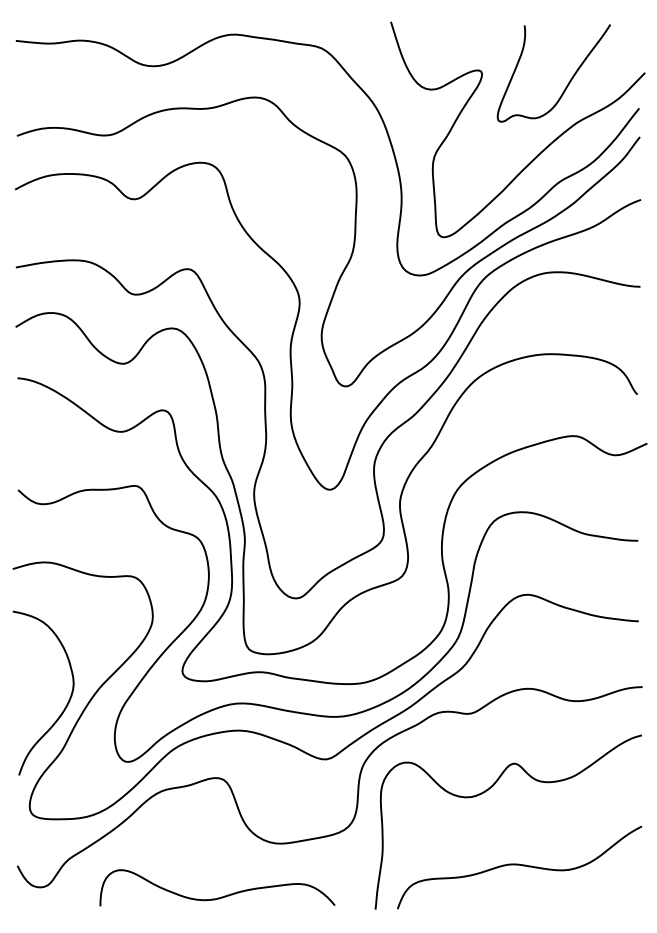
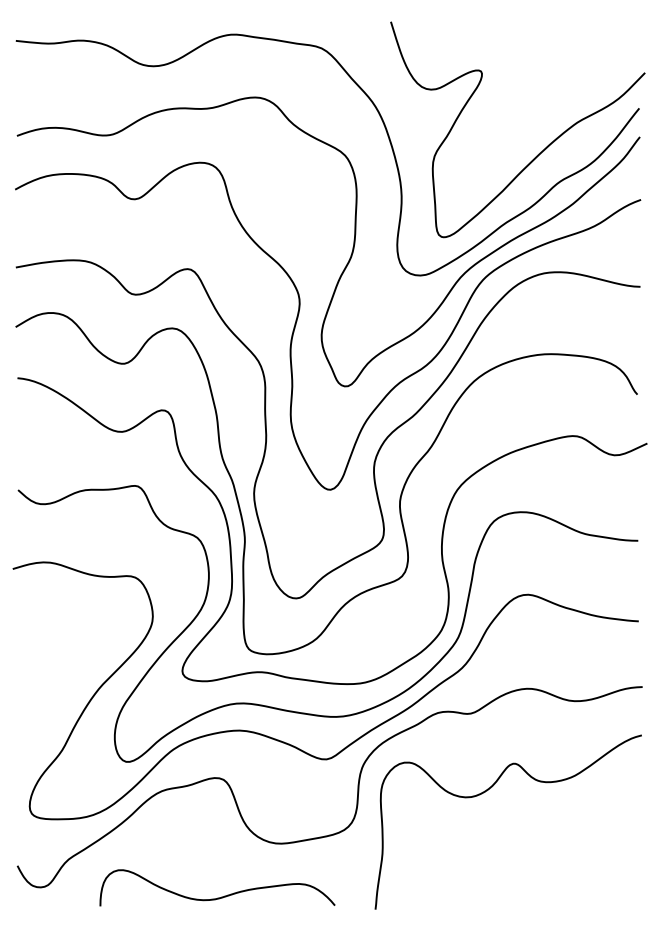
curve: present -> none (569, 80)
curve: present -> none (64, 707)
curve: present -> none (519, 865)
